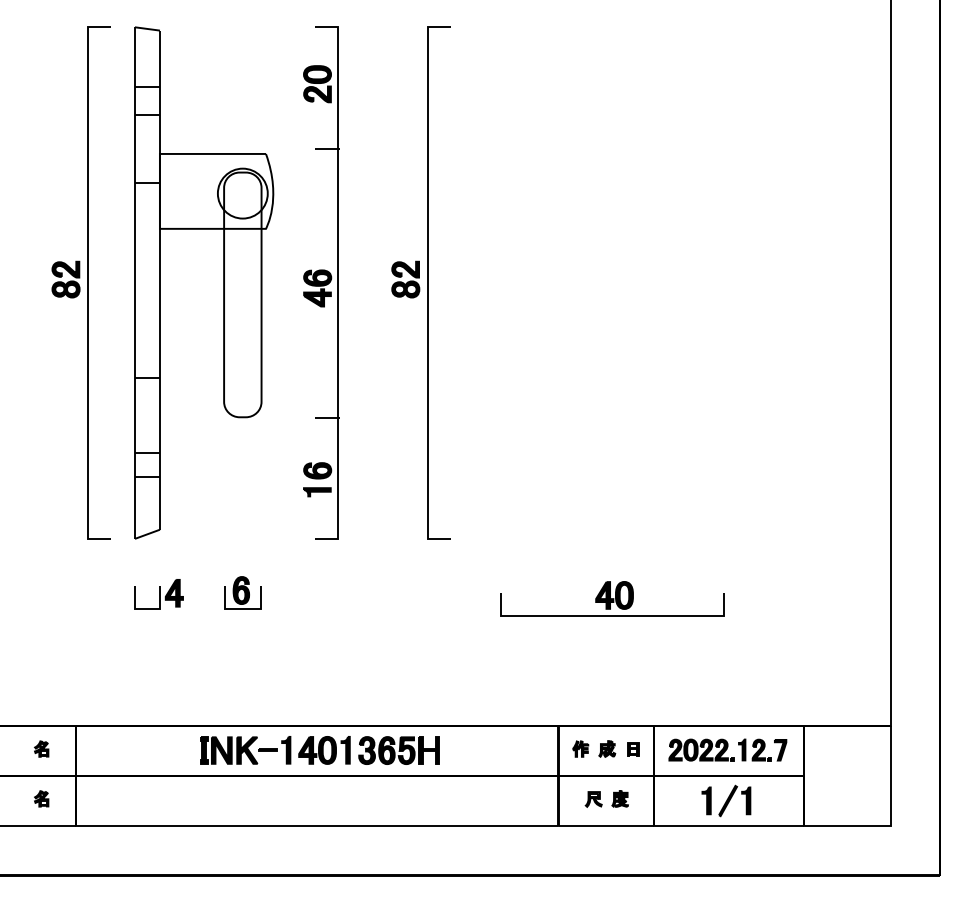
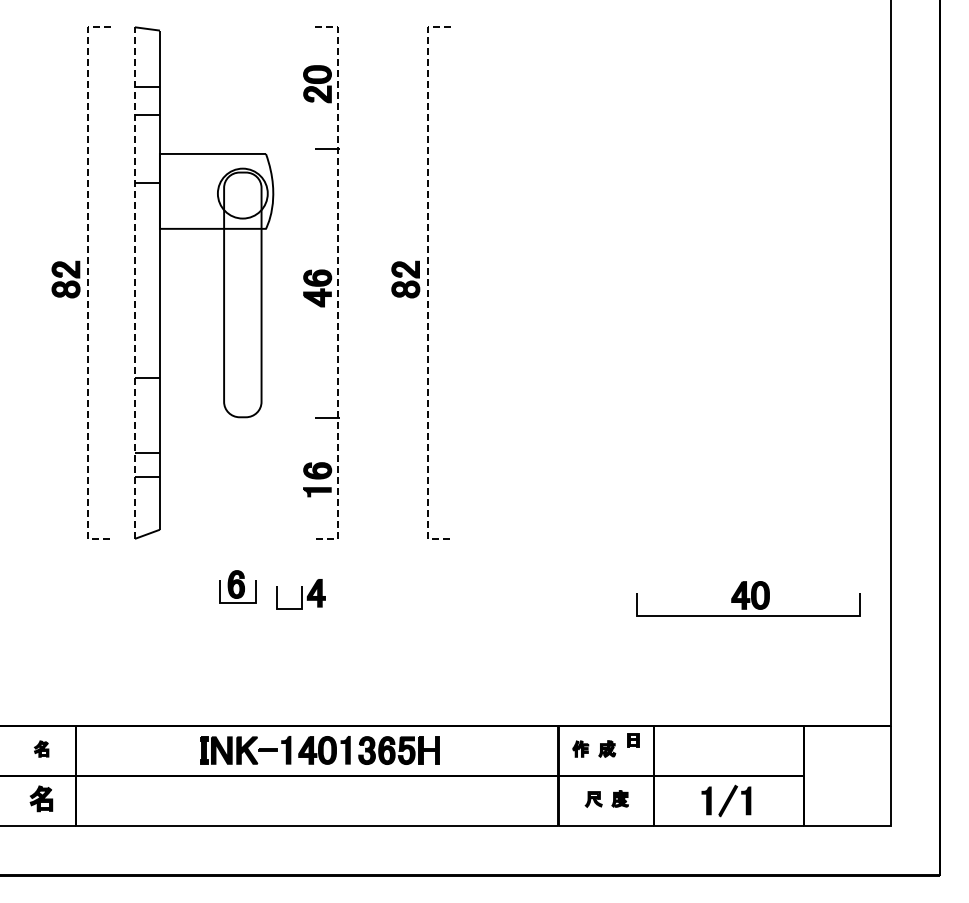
line: solid -> dashed (87, 283)
line: solid -> dashed (134, 283)
line: solid -> dashed (338, 283)
line: solid -> dashed (427, 283)
part position: (242, 592) -> (237, 586) (237, 586)
part position: (158, 594) -> (300, 594) (300, 594)
part position: (612, 598) -> (748, 598) (748, 598)
part position: (633, 749) -> (633, 740) (633, 740)
part: present -> none (727, 749)
part size: 16x18 px -> 25x28 px (41, 798)
